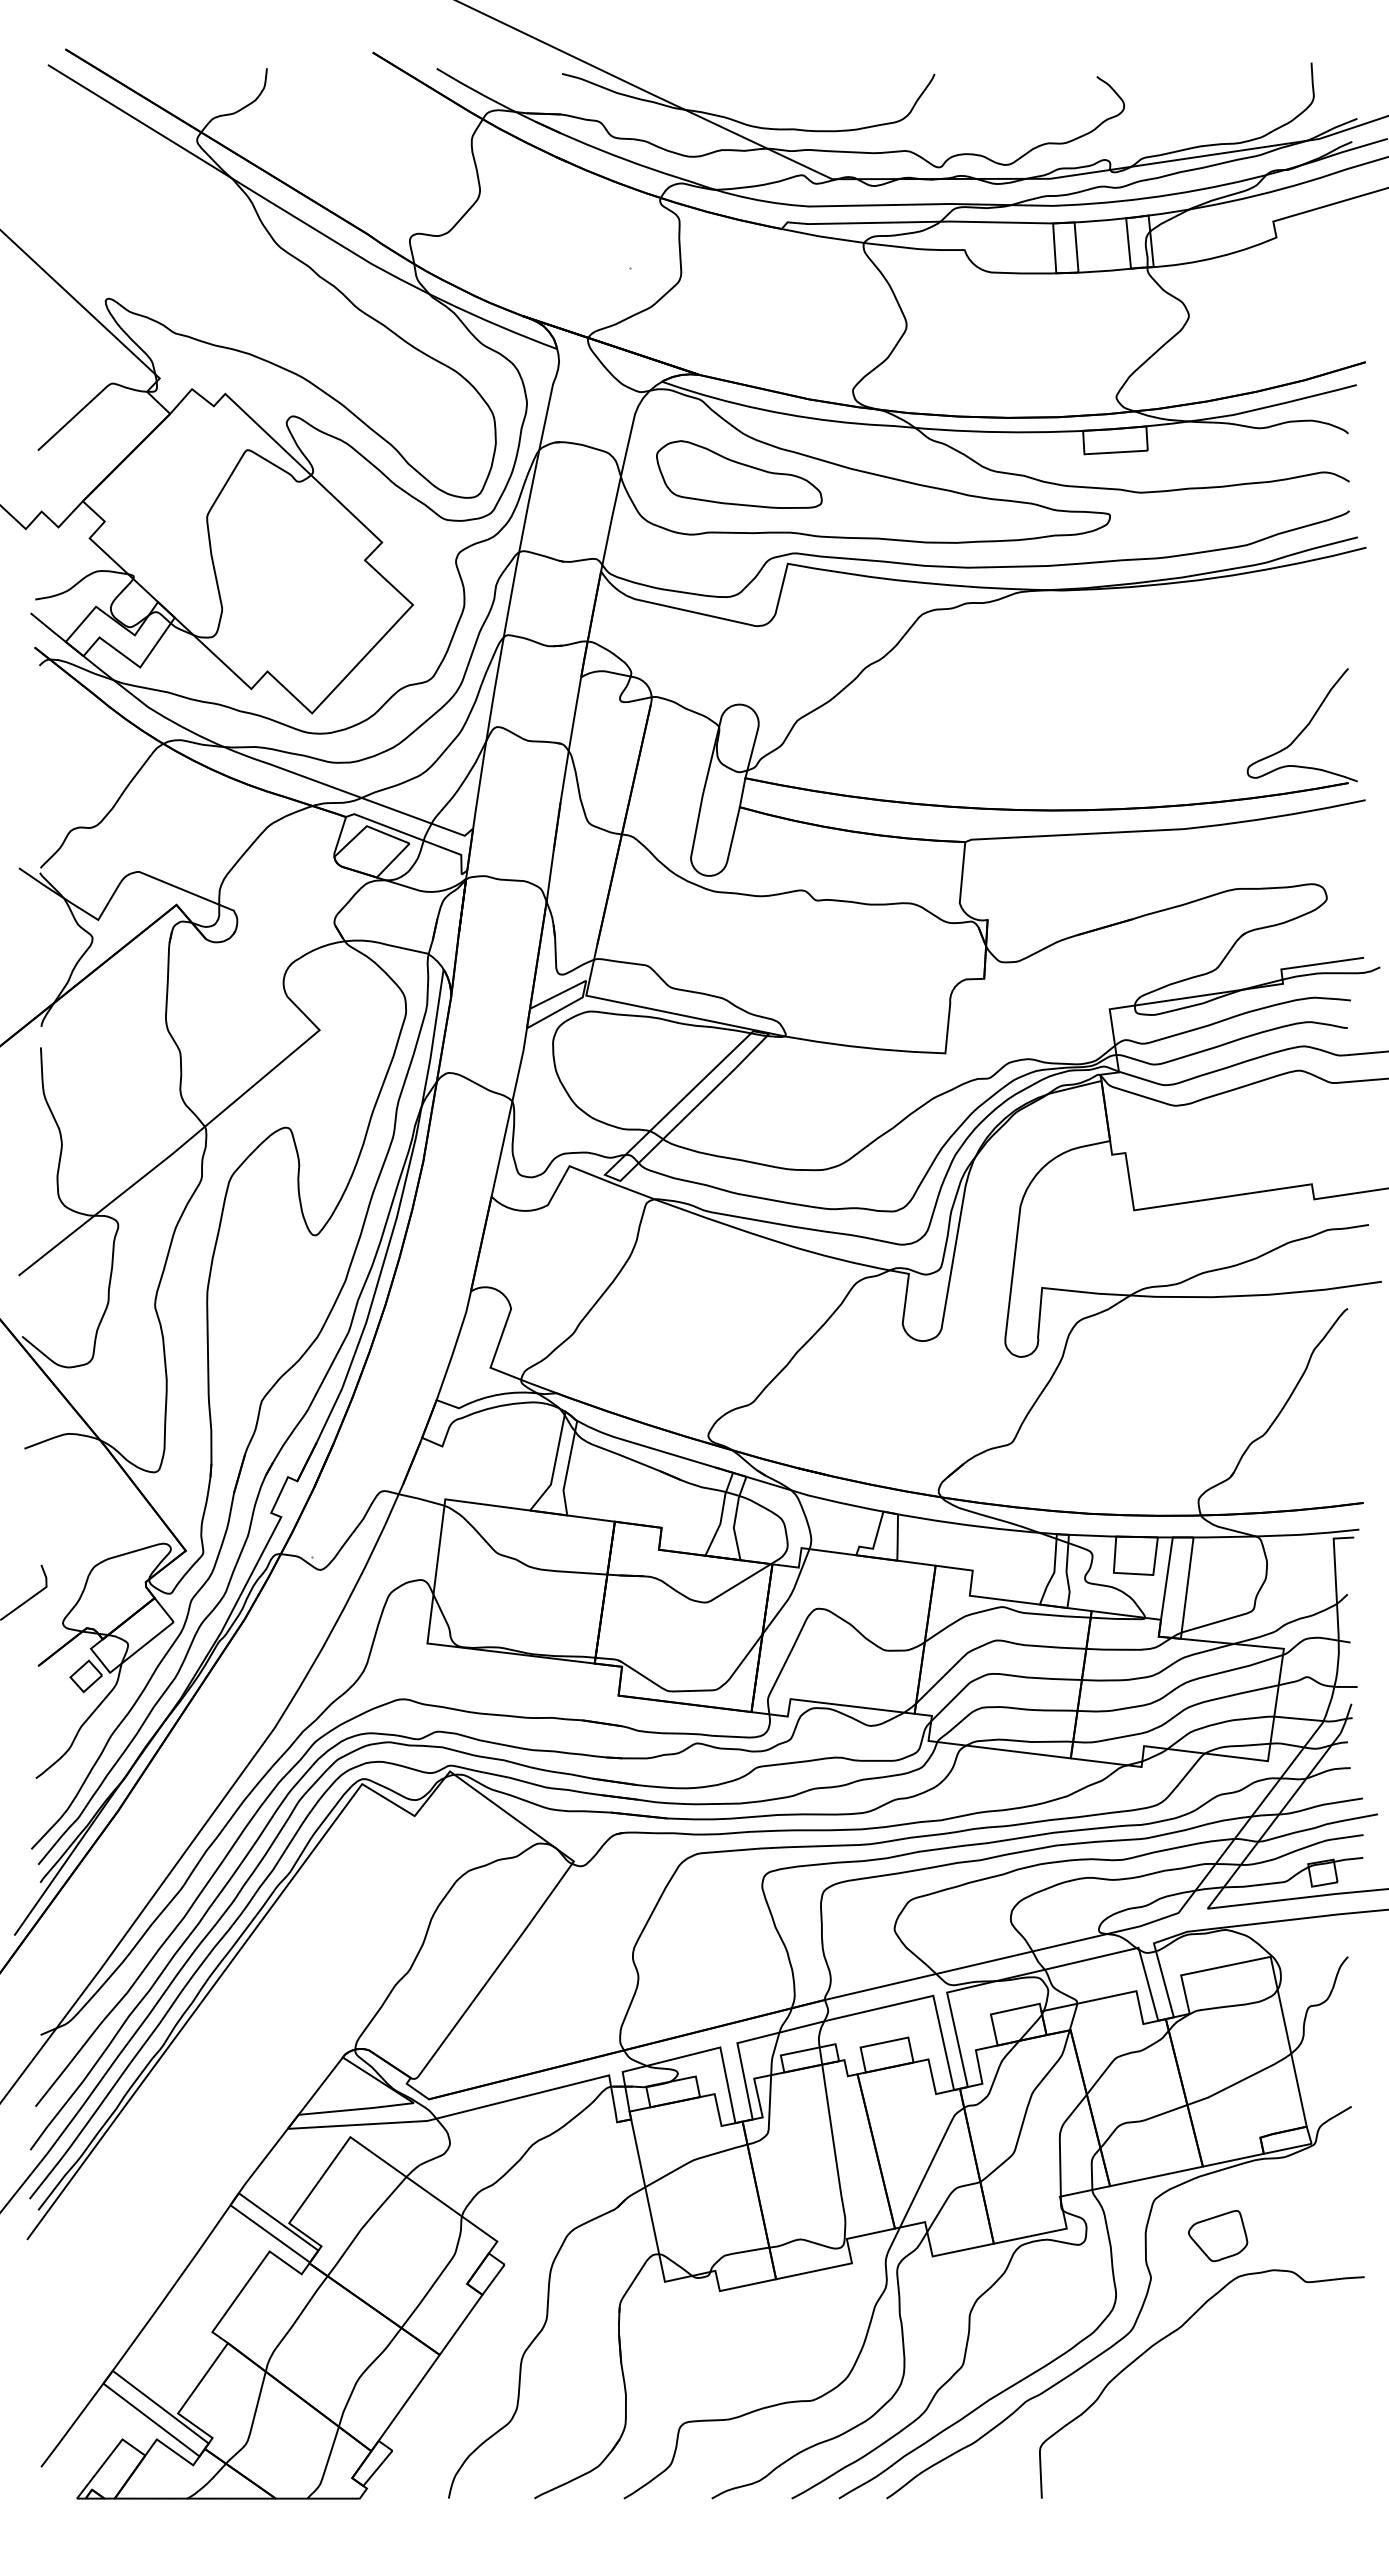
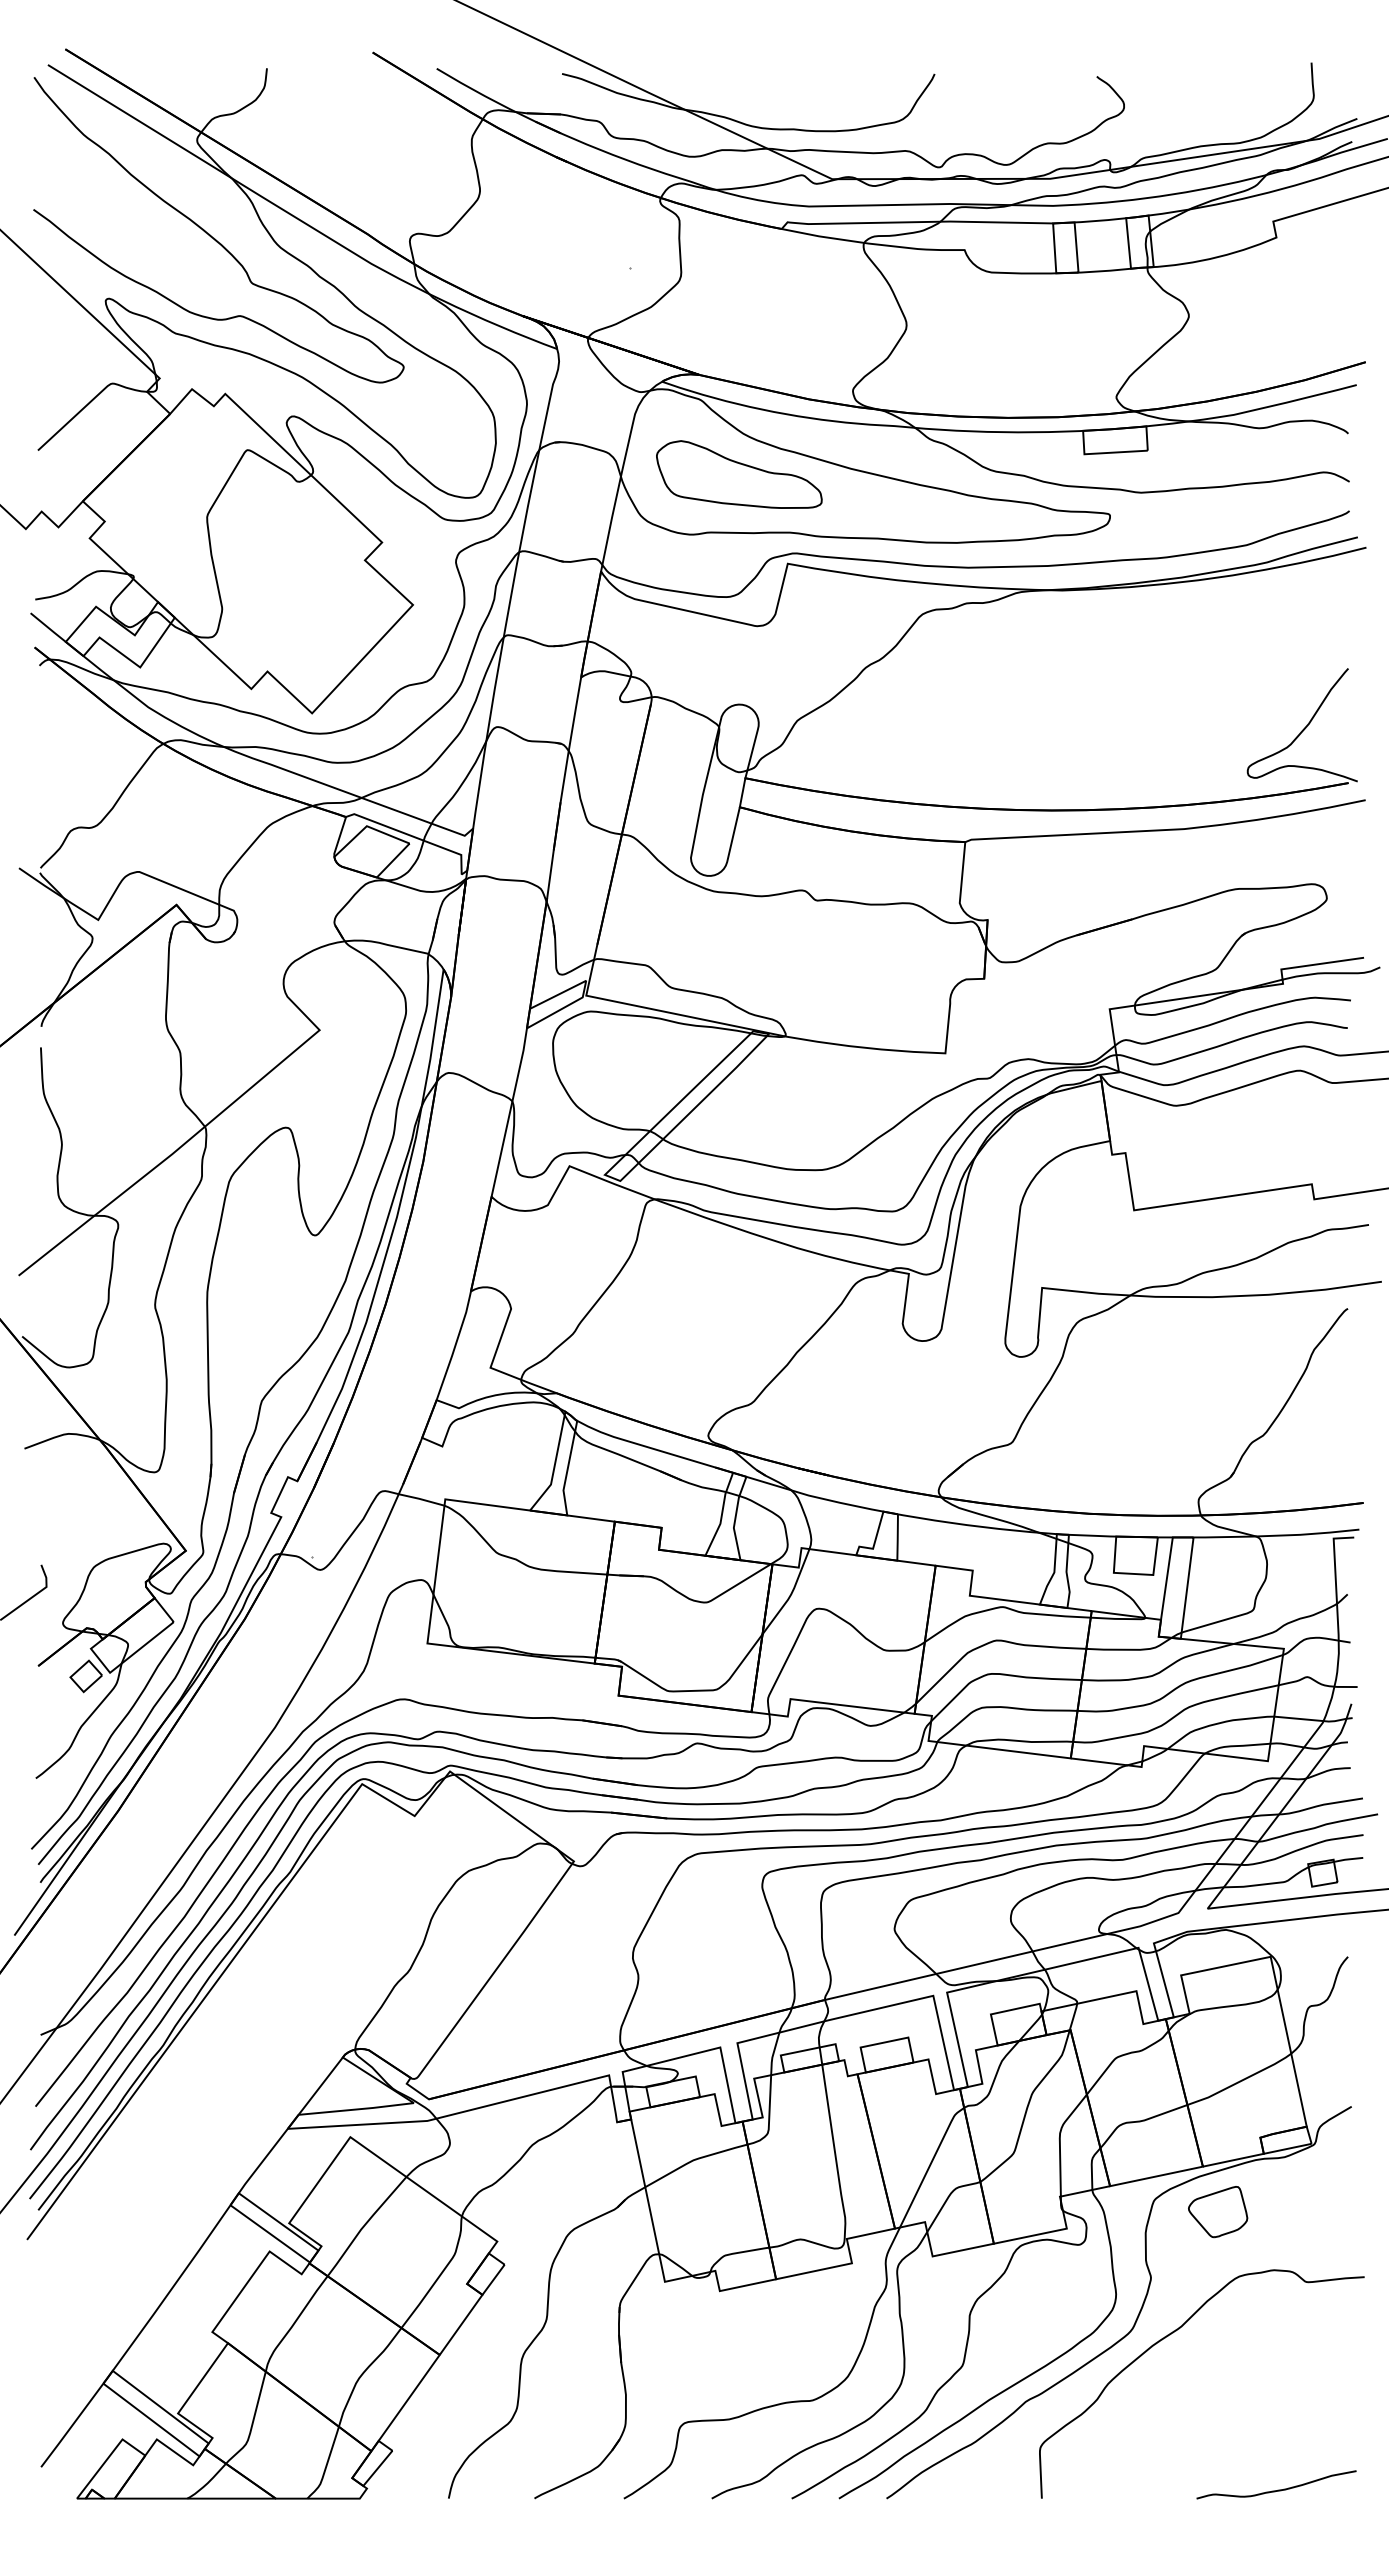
curve: none -> present (212, 236)
part position: (1218, 2236) -> (1218, 2212) (1218, 2212)
curve: none -> present (1278, 2489)
